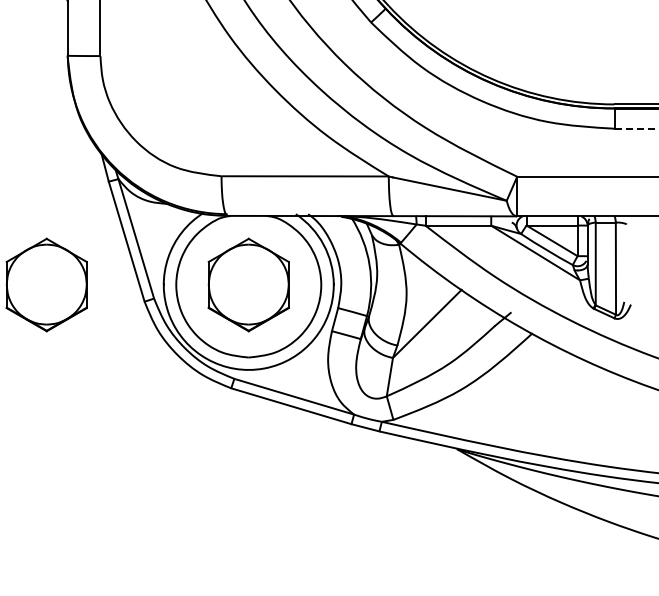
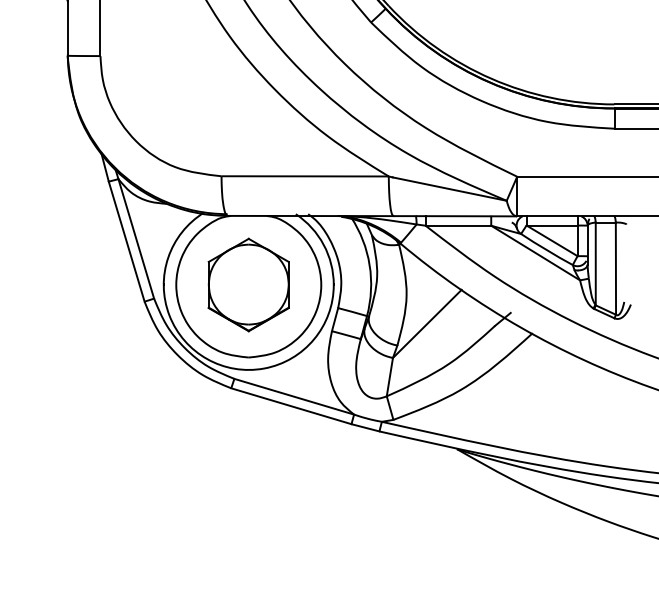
line: dashed -> solid (636, 128)
part: present -> none (46, 284)
